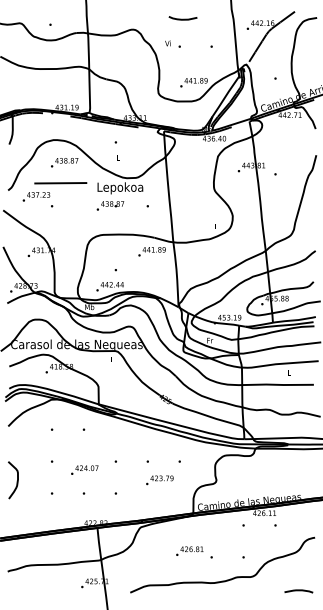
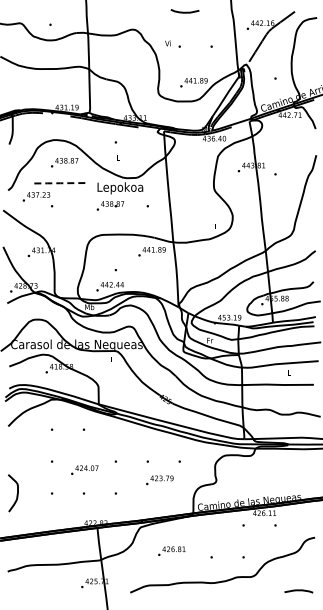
curve position: (182, 18) -> (184, 11) (184, 11)
line: solid -> dashed (60, 183)
curve position: (16, 481) -> (16, 494) (16, 494)
text position: (189, 550) -> (171, 550) (171, 550)
